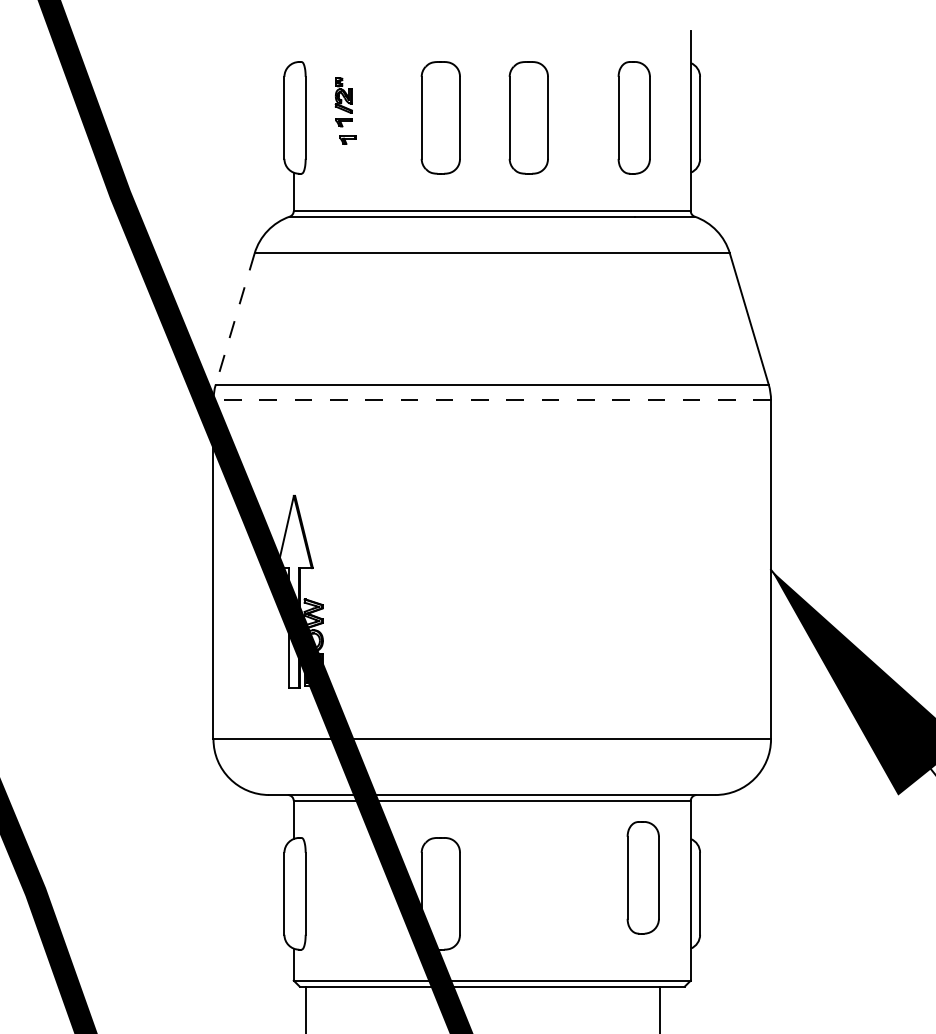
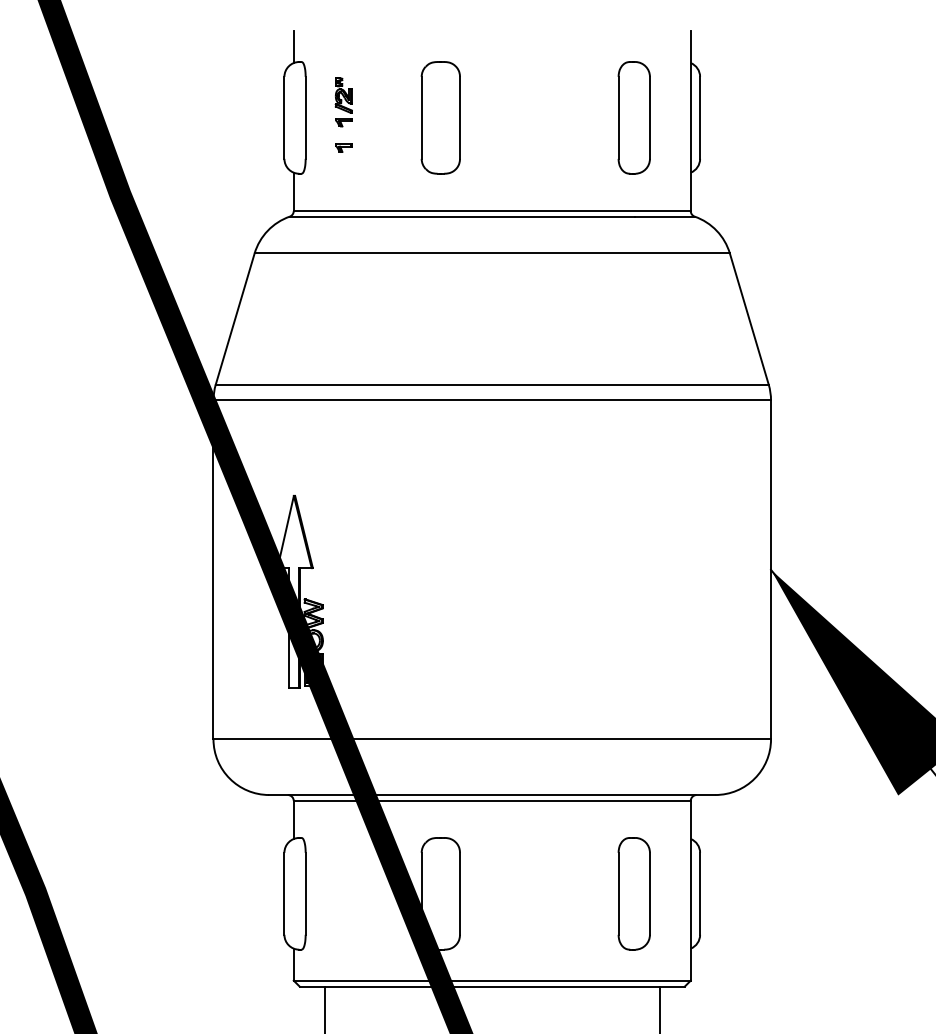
line: none -> present (293, 47)
part: present -> none (528, 117)
part position: (347, 139) -> (343, 147) (343, 147)
line: dashed -> solid (235, 319)
line: dashed -> solid (492, 400)
part position: (642, 877) -> (633, 893) (633, 893)
line position: (305, 1008) -> (324, 1008) (324, 1008)
